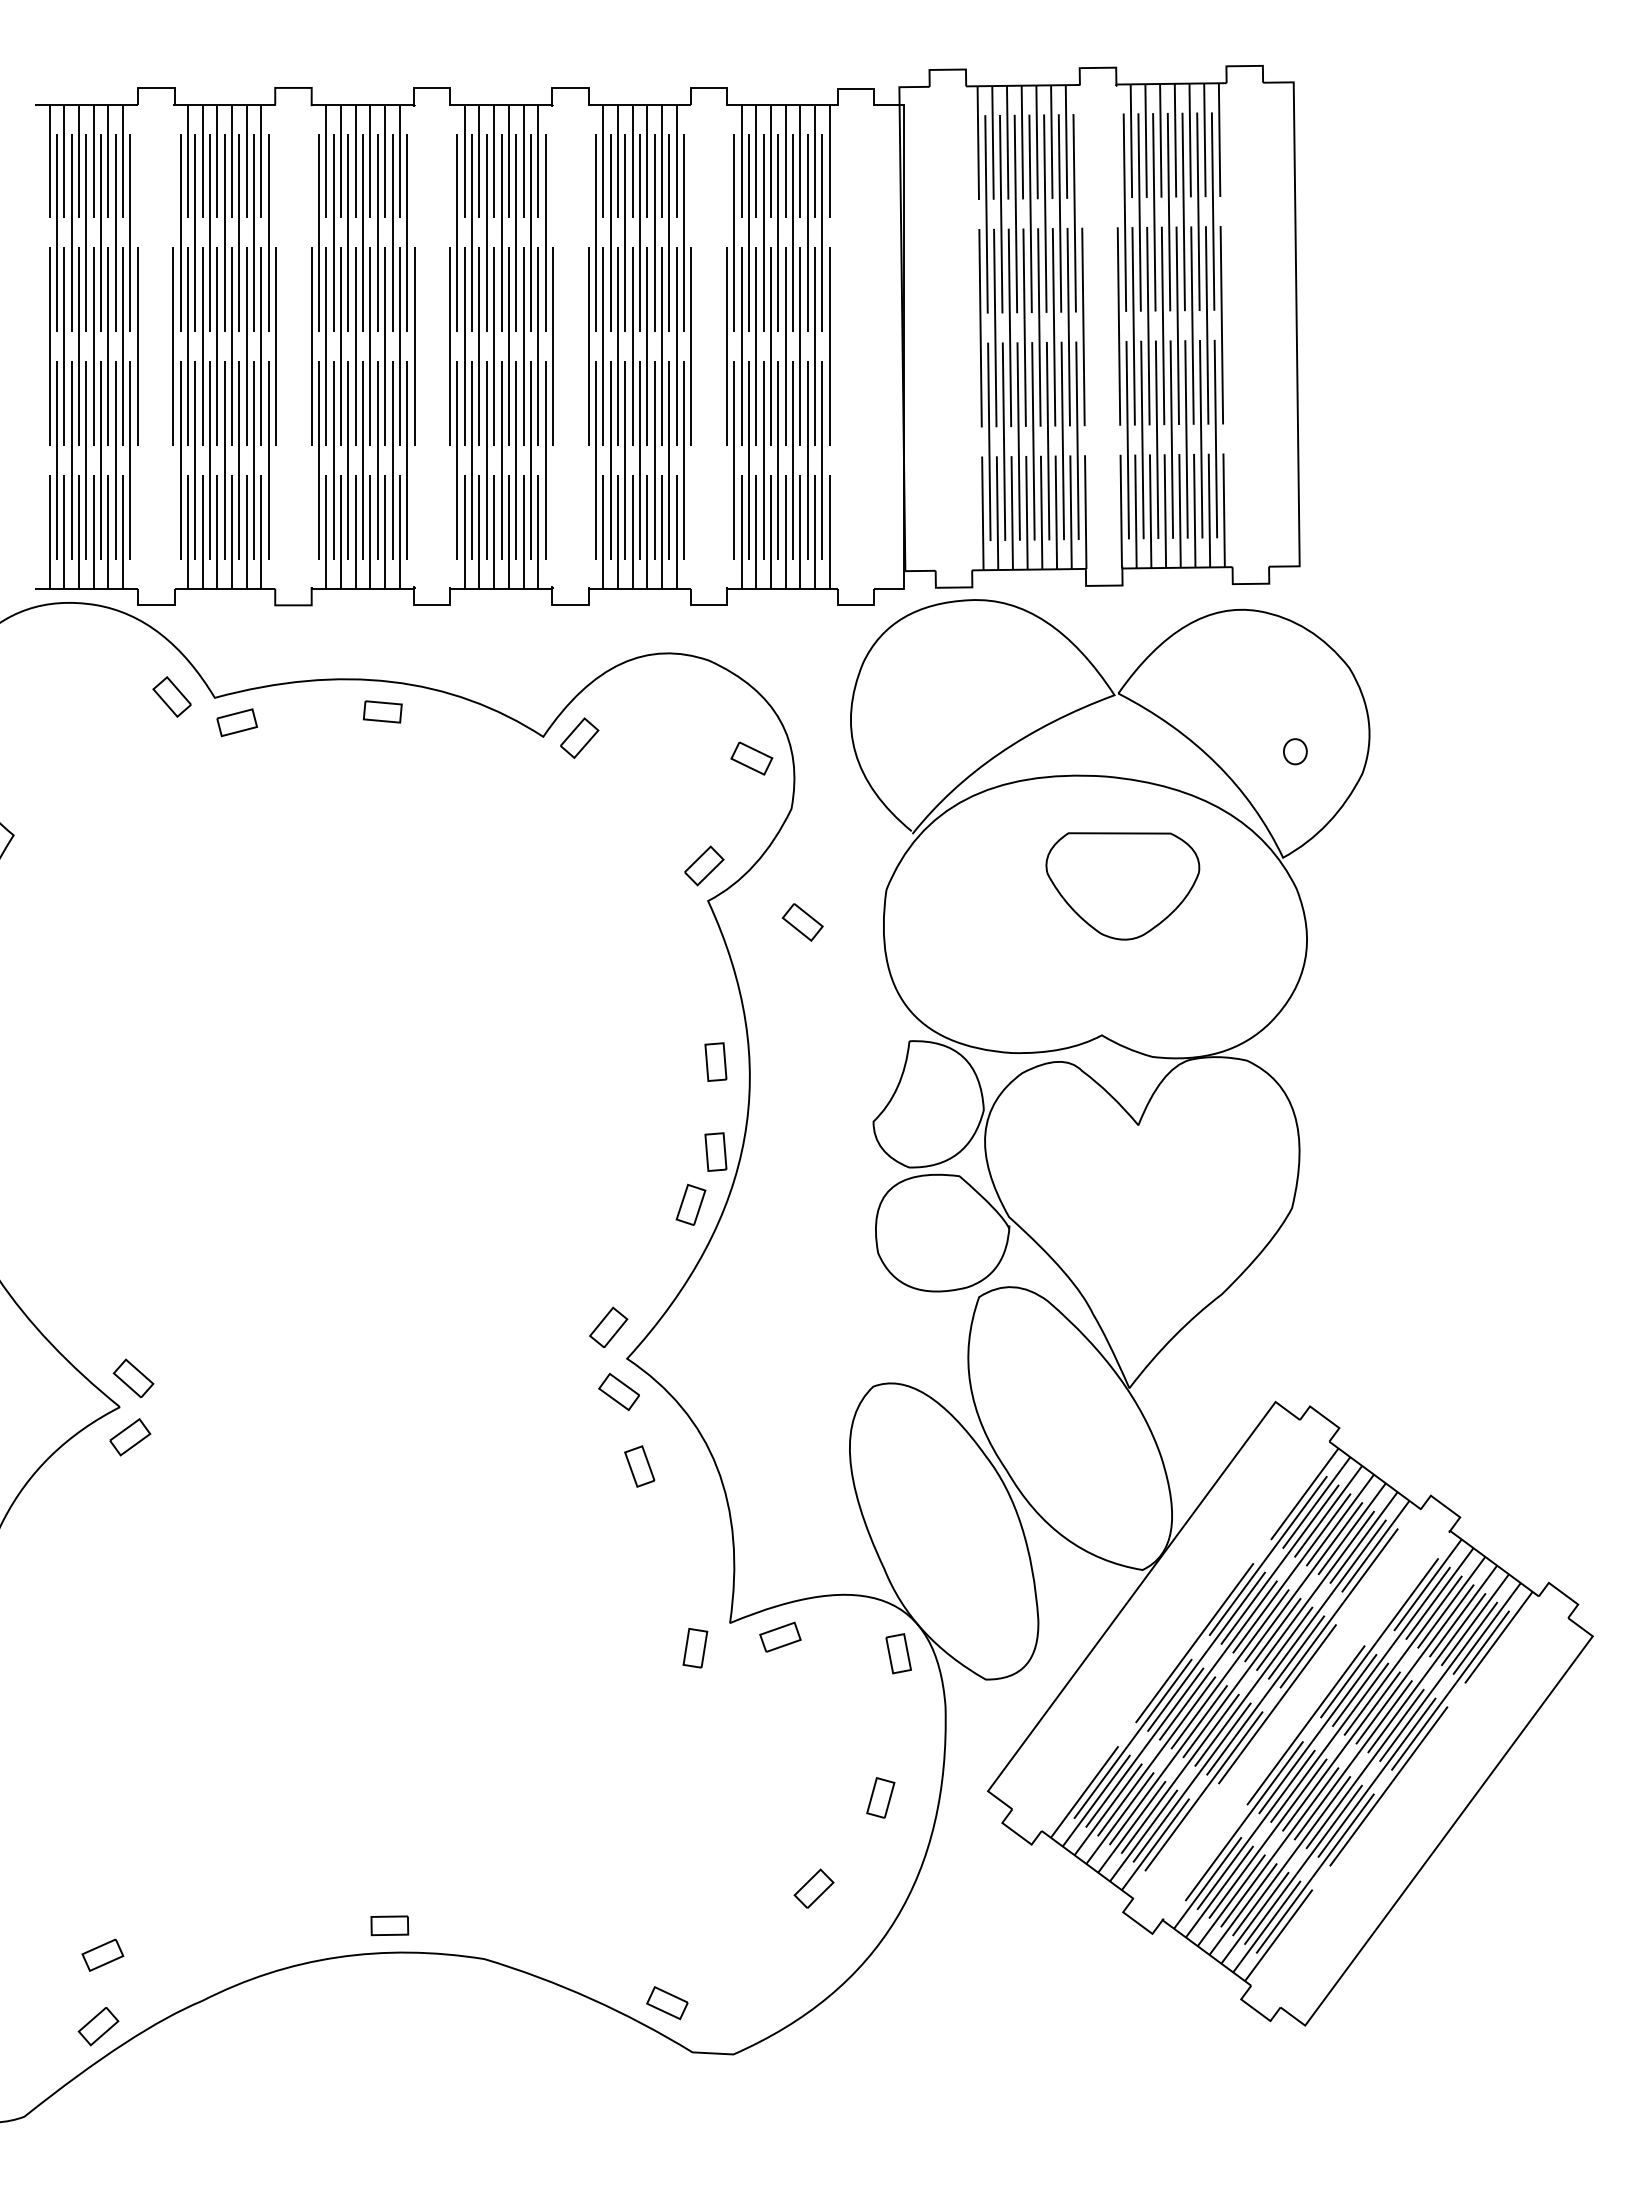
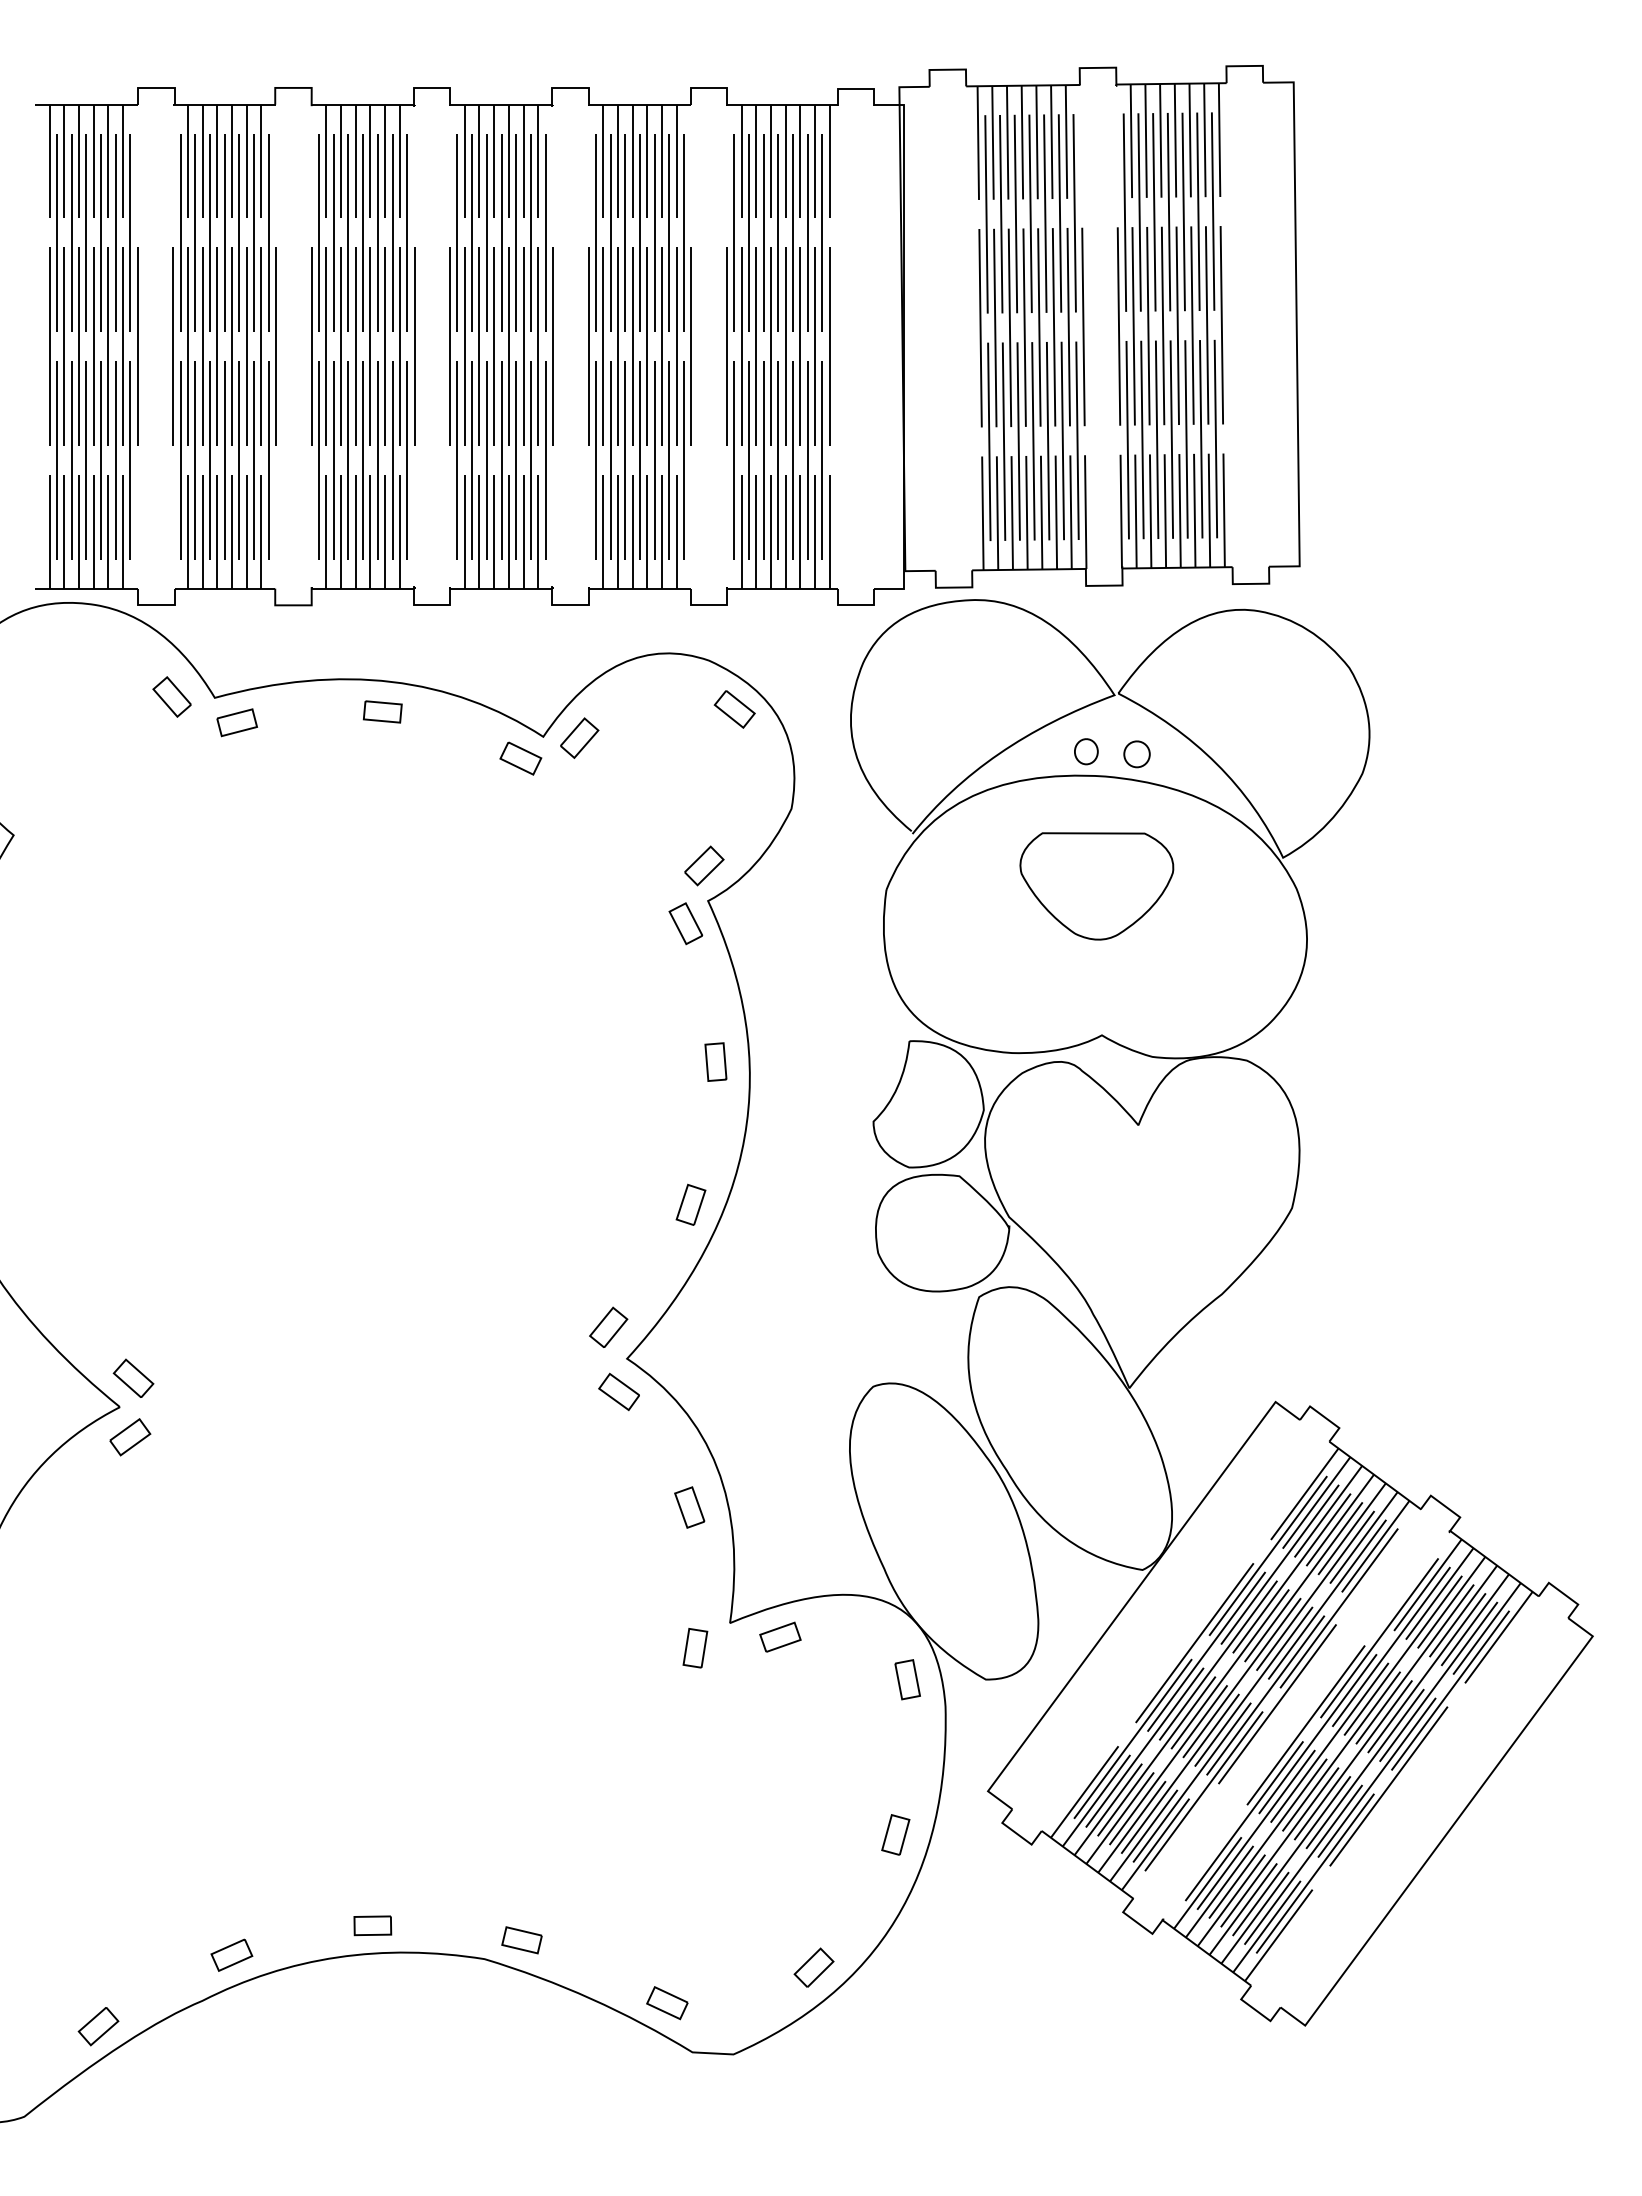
part position: (1295, 751) -> (1086, 751) (1086, 751)
part: none -> present (1136, 754)
part position: (751, 758) -> (520, 758) (520, 758)
part position: (1122, 886) -> (1096, 886) (1096, 886)
part position: (802, 922) -> (734, 709) (734, 709)
part: none -> present (685, 923)
part: present -> none (715, 1151)
part position: (639, 1466) -> (689, 1507) (689, 1507)
part position: (898, 1653) -> (907, 1679) (907, 1679)
part position: (880, 1797) -> (895, 1834) (895, 1834)
part position: (813, 1888) -> (813, 1967) (813, 1967)
part position: (389, 1925) -> (372, 1925) (372, 1925)
part: none -> present (521, 1940)
part position: (102, 1954) -> (231, 1954) (231, 1954)
